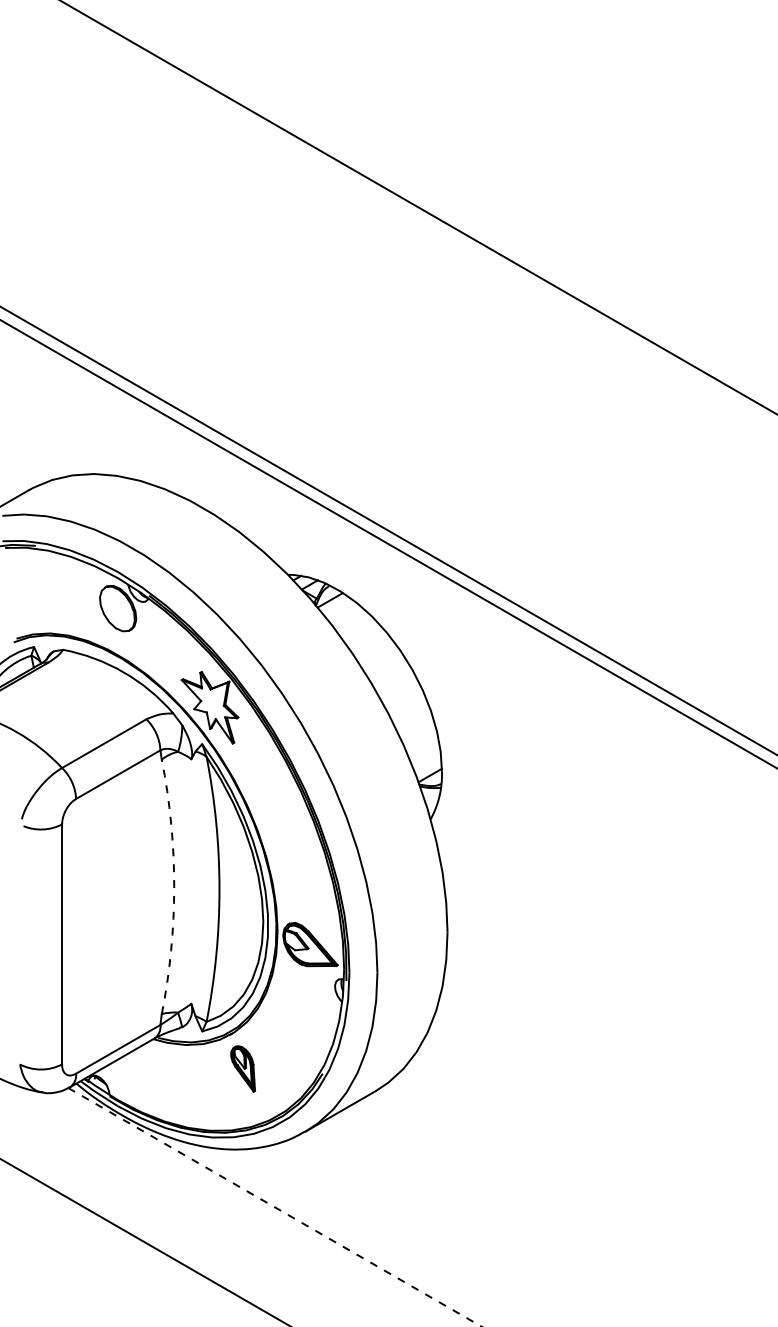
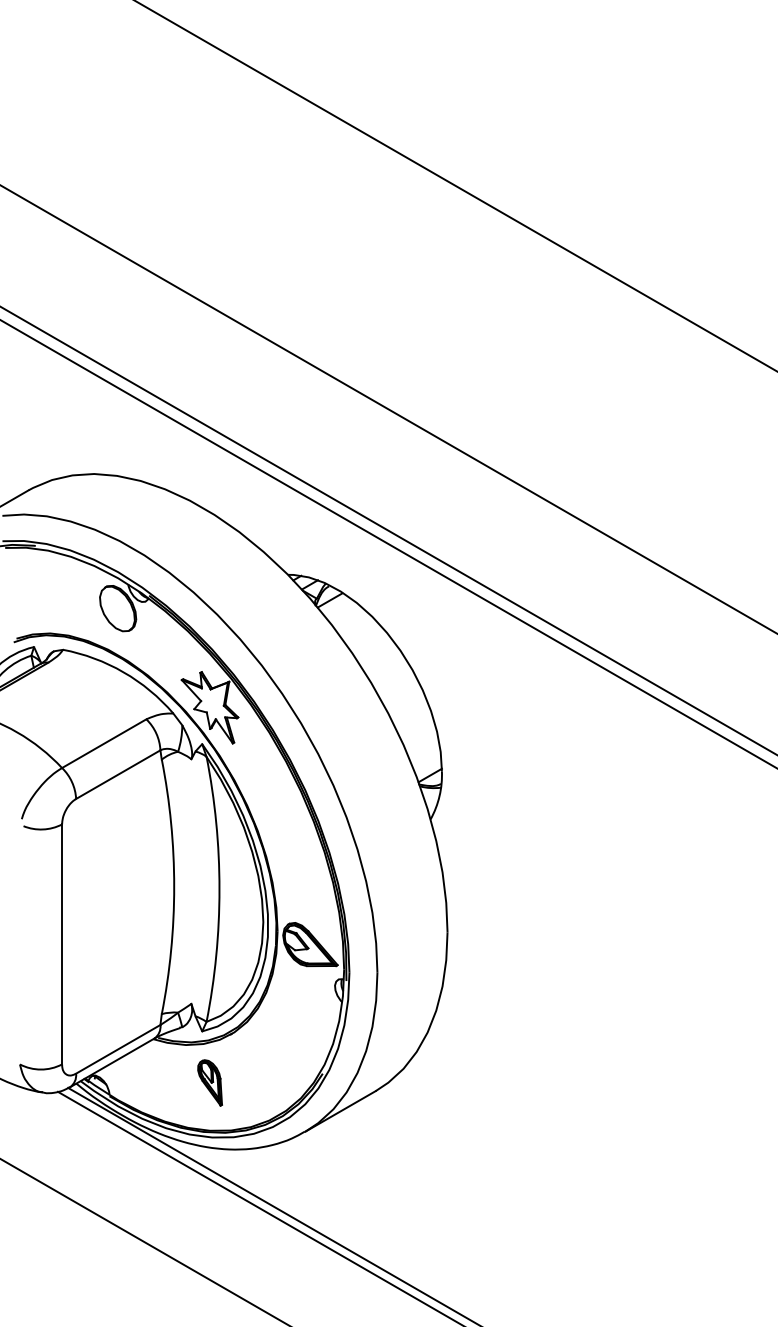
line position: (418, 207) -> (455, 186) (455, 186)
line: none -> present (388, 409)
arc: dashed -> solid (174, 886)
part position: (242, 1068) -> (209, 1082) (209, 1082)
line: none -> present (258, 1207)
line: dashed -> solid (275, 1207)
